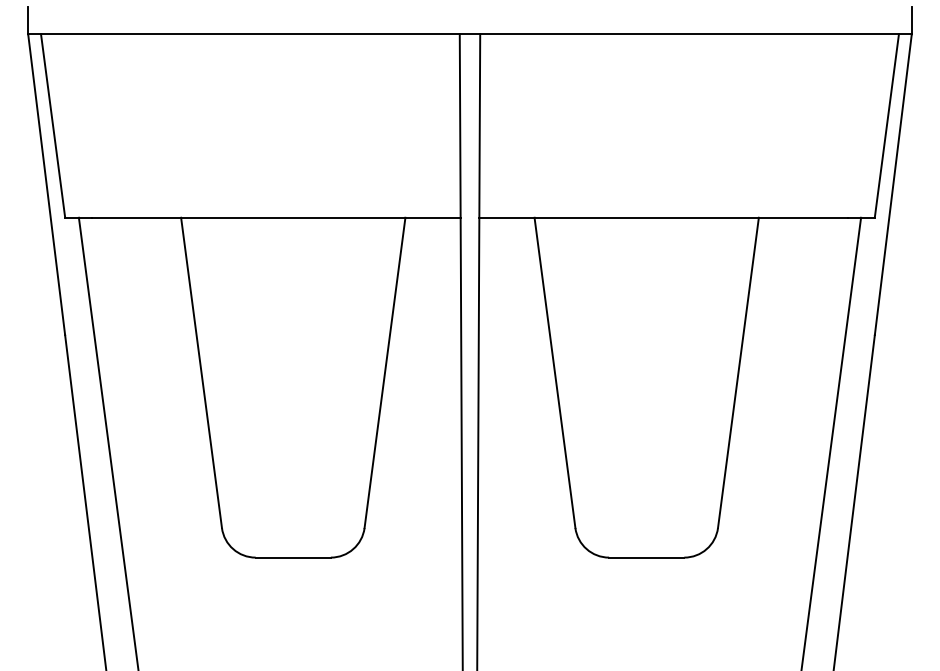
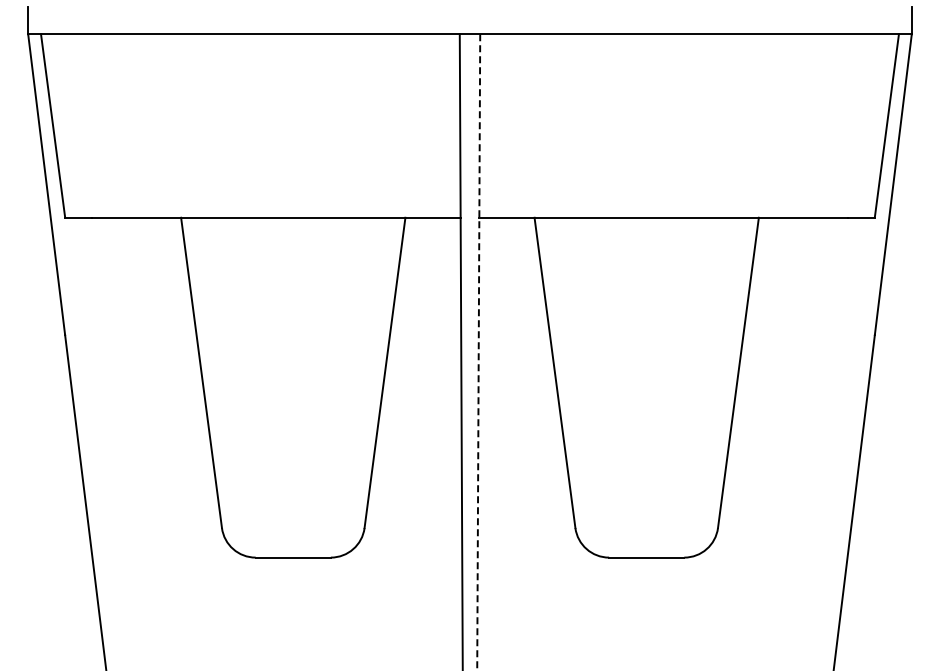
line: solid -> dashed (478, 353)
line: present -> none (108, 442)
line: present -> none (831, 442)
